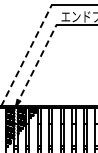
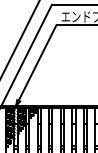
line: none -> present (20, 38)
line: dashed -> solid (26, 56)
line: dashed -> solid (36, 65)
